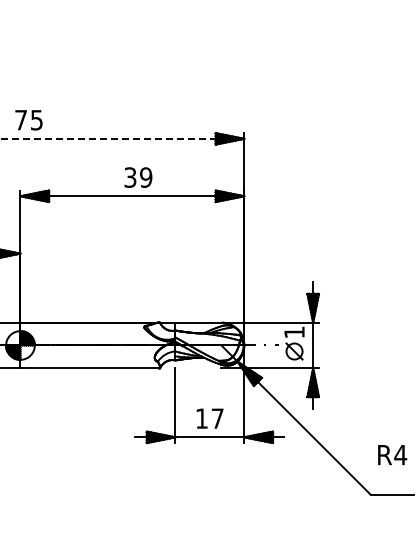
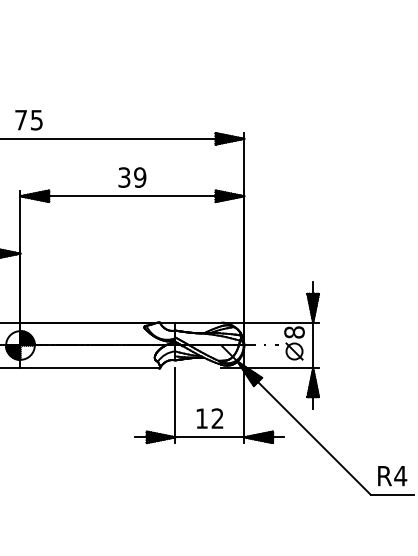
line: dashed -> solid (122, 138)
text position: (138, 177) -> (132, 177) (132, 177)
text: 1 -> 8 (294, 332)
text: 17 -> 12 (217, 418)
text position: (392, 455) -> (392, 476) (392, 476)
